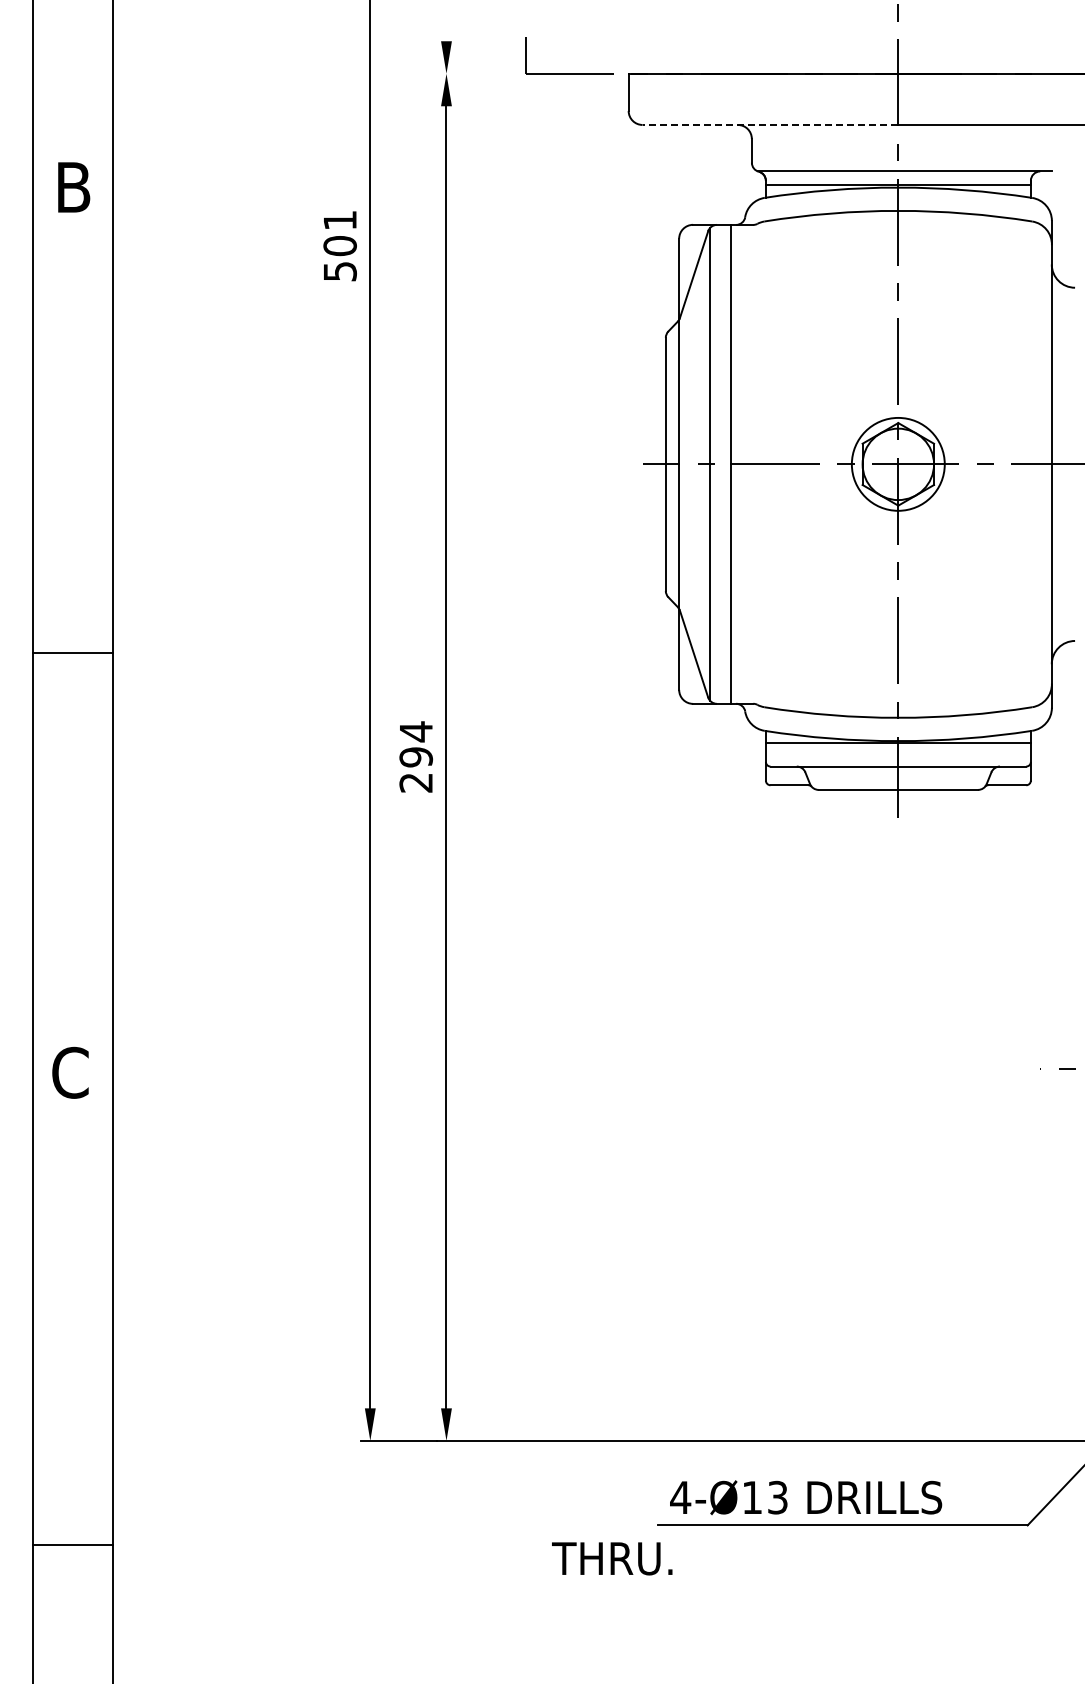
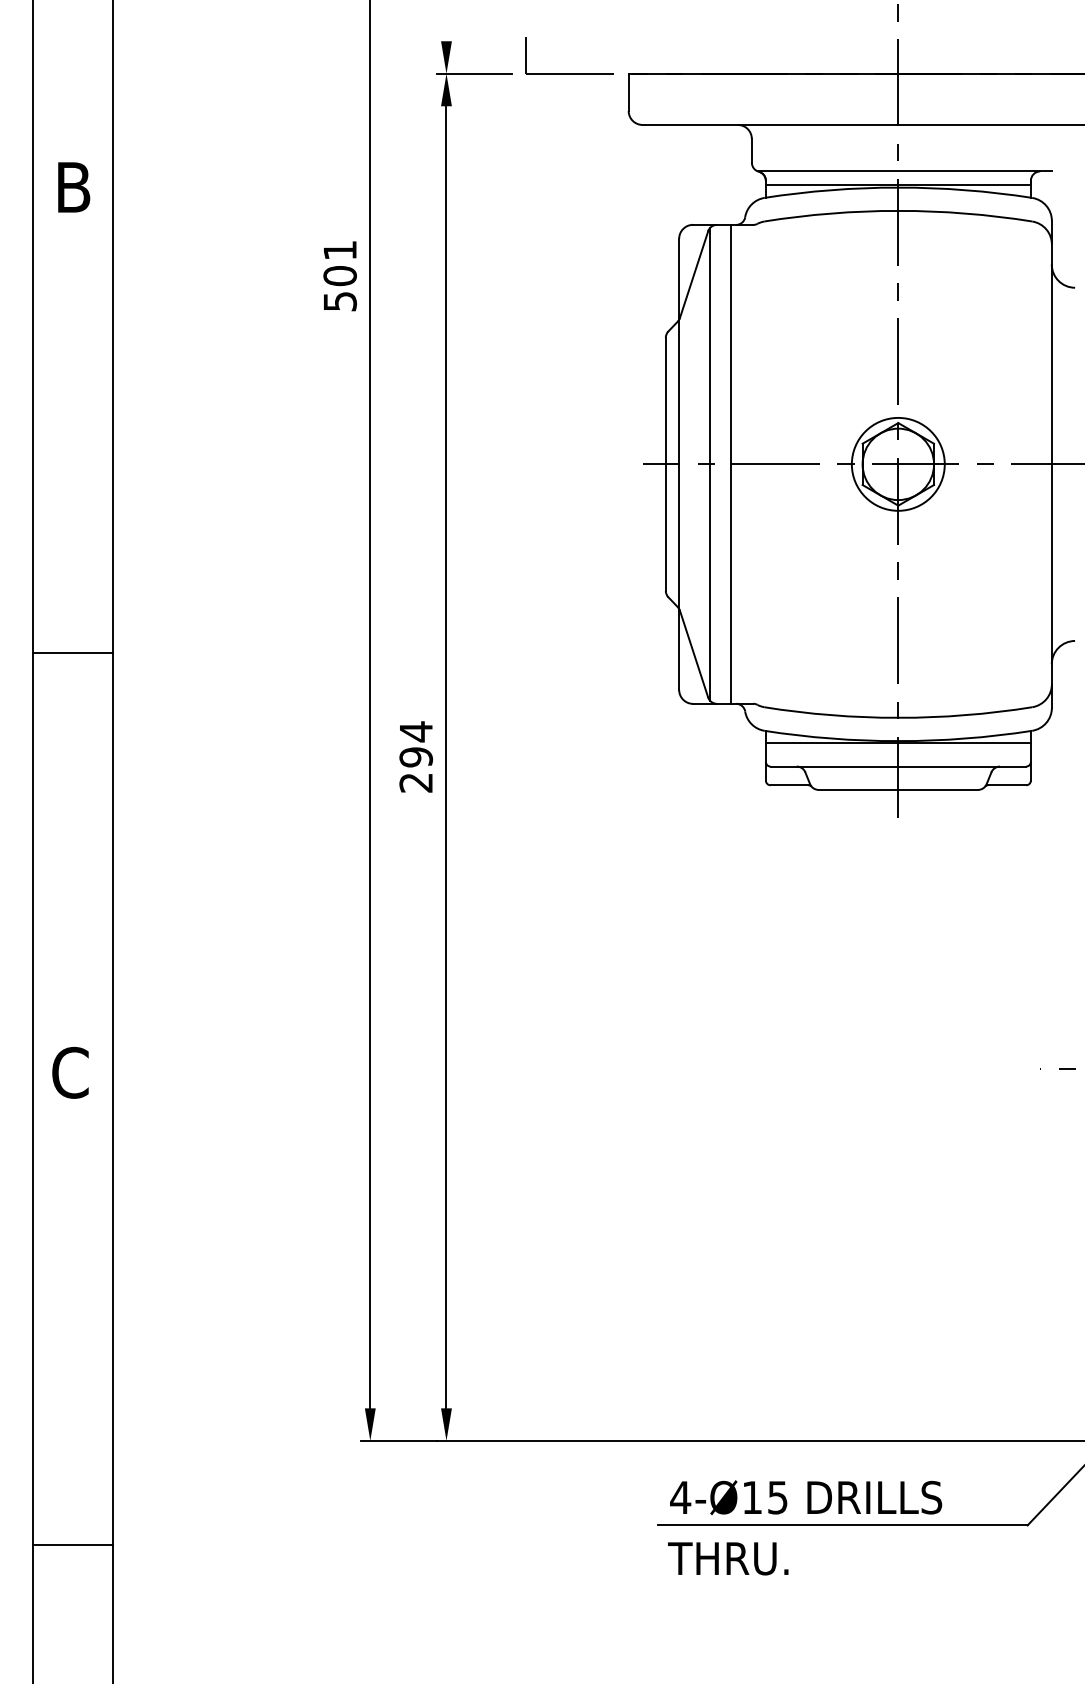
line: none -> present (474, 73)
line: dashed -> solid (770, 124)
text position: (339, 246) -> (339, 276) (339, 276)
text: 4-Ø13 -> 4-Ø15 (777, 1496)
text position: (612, 1558) -> (728, 1558) (728, 1558)
